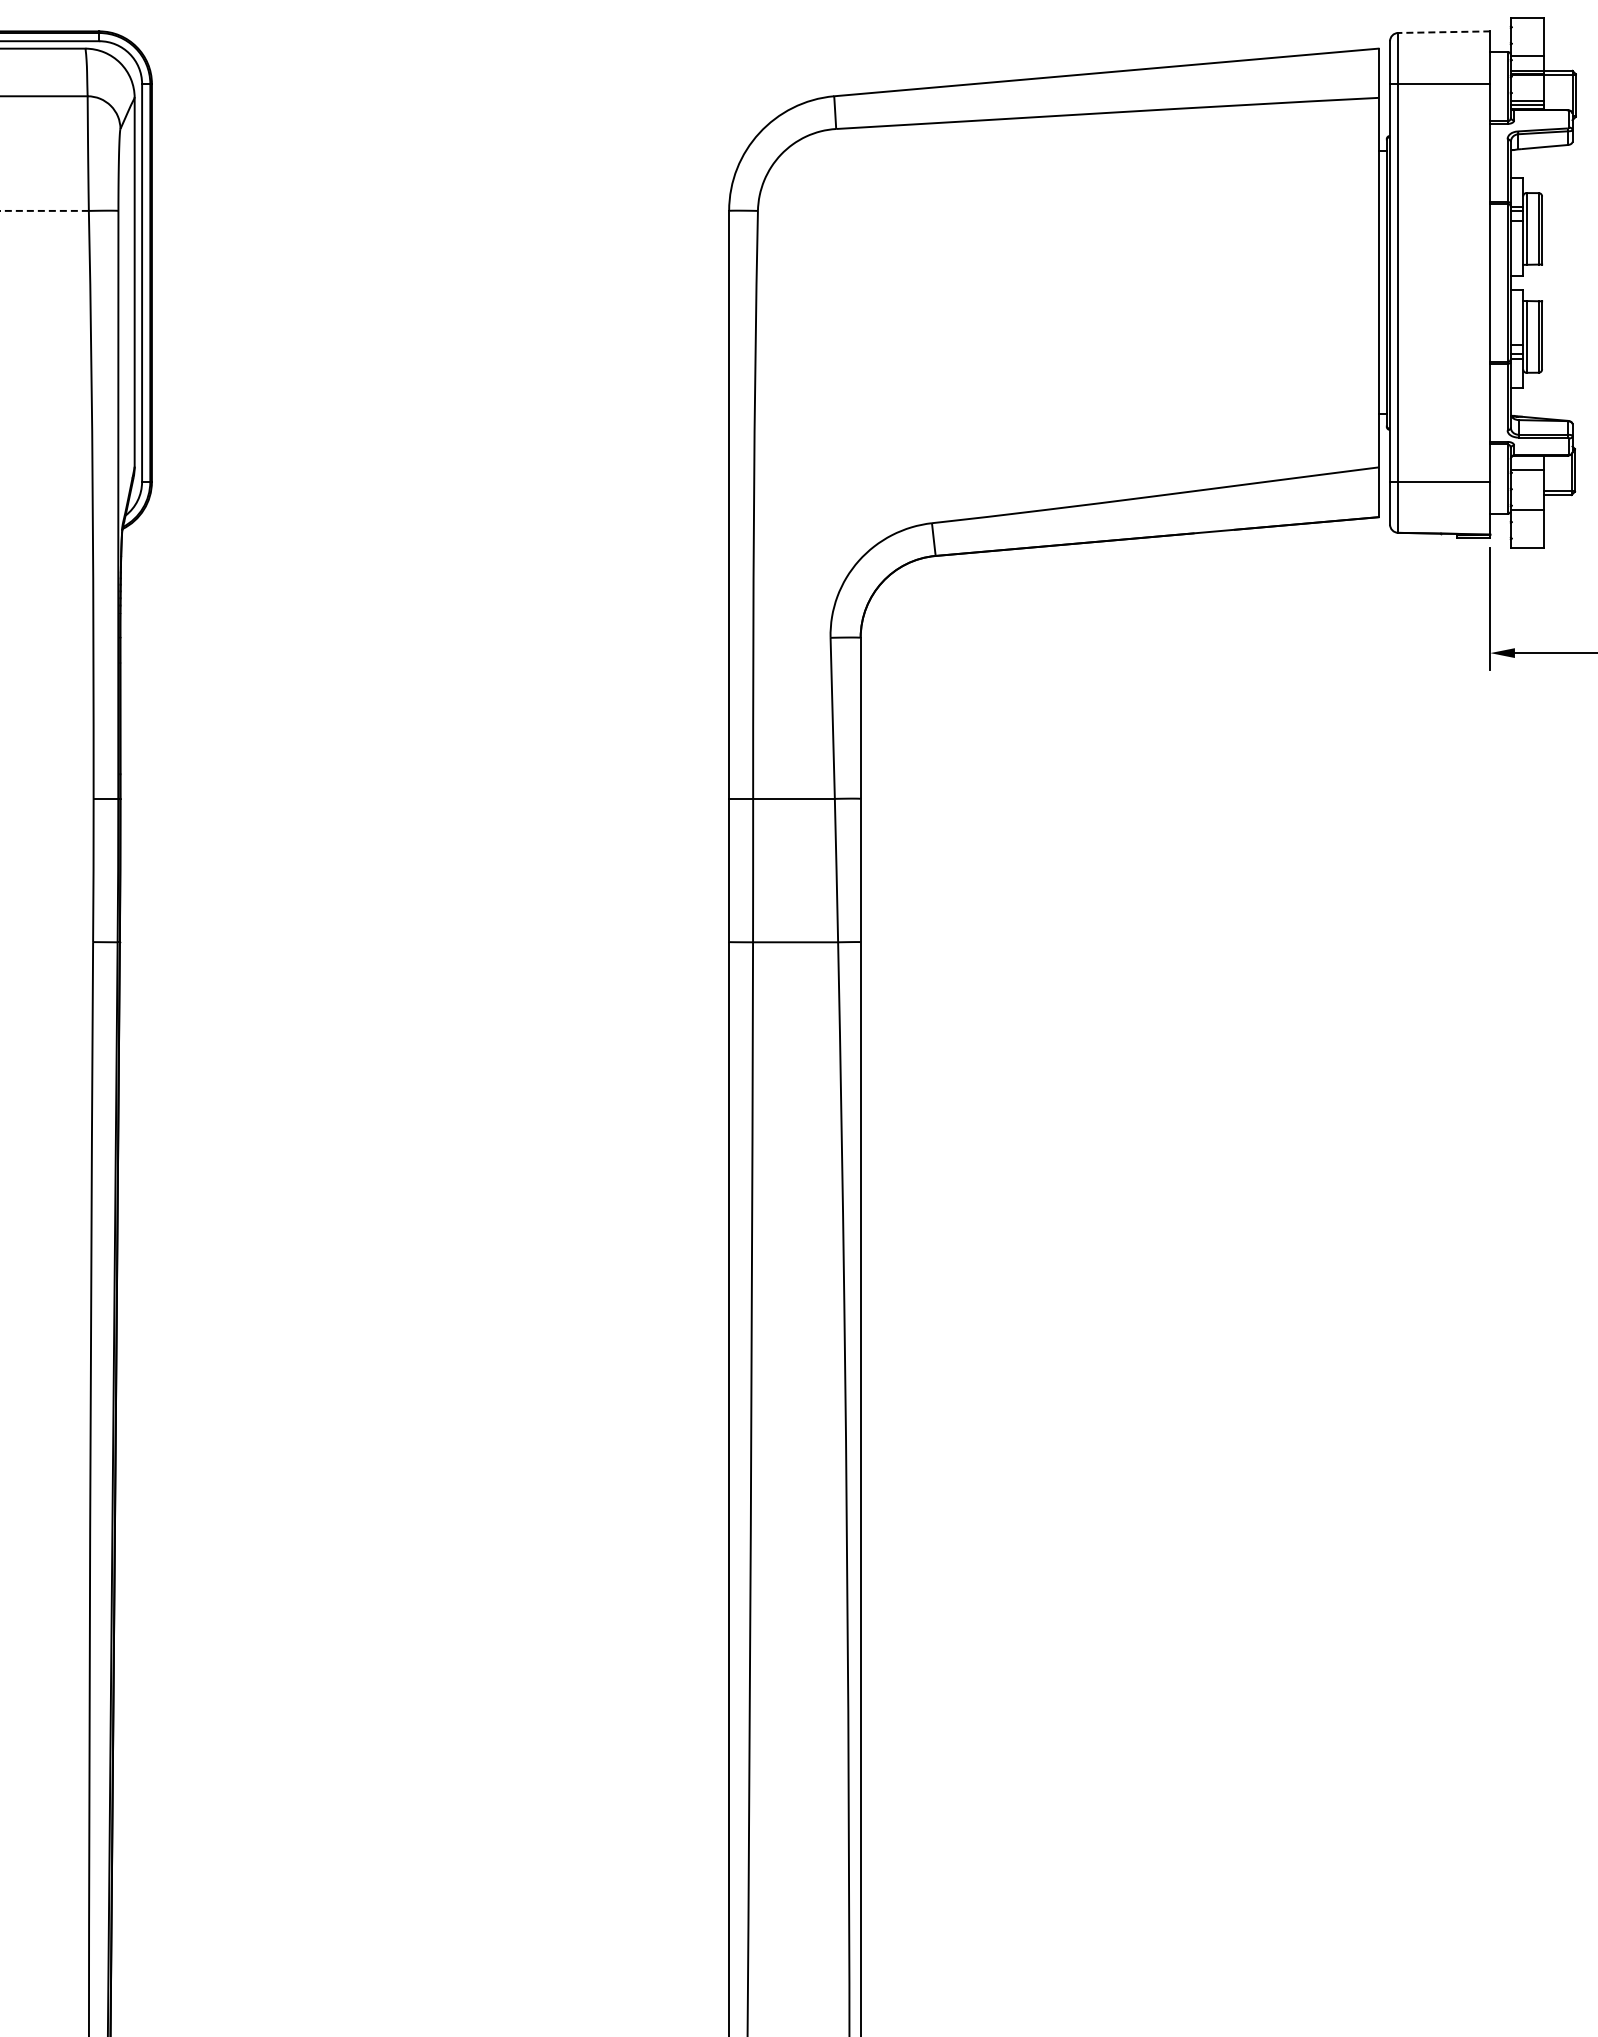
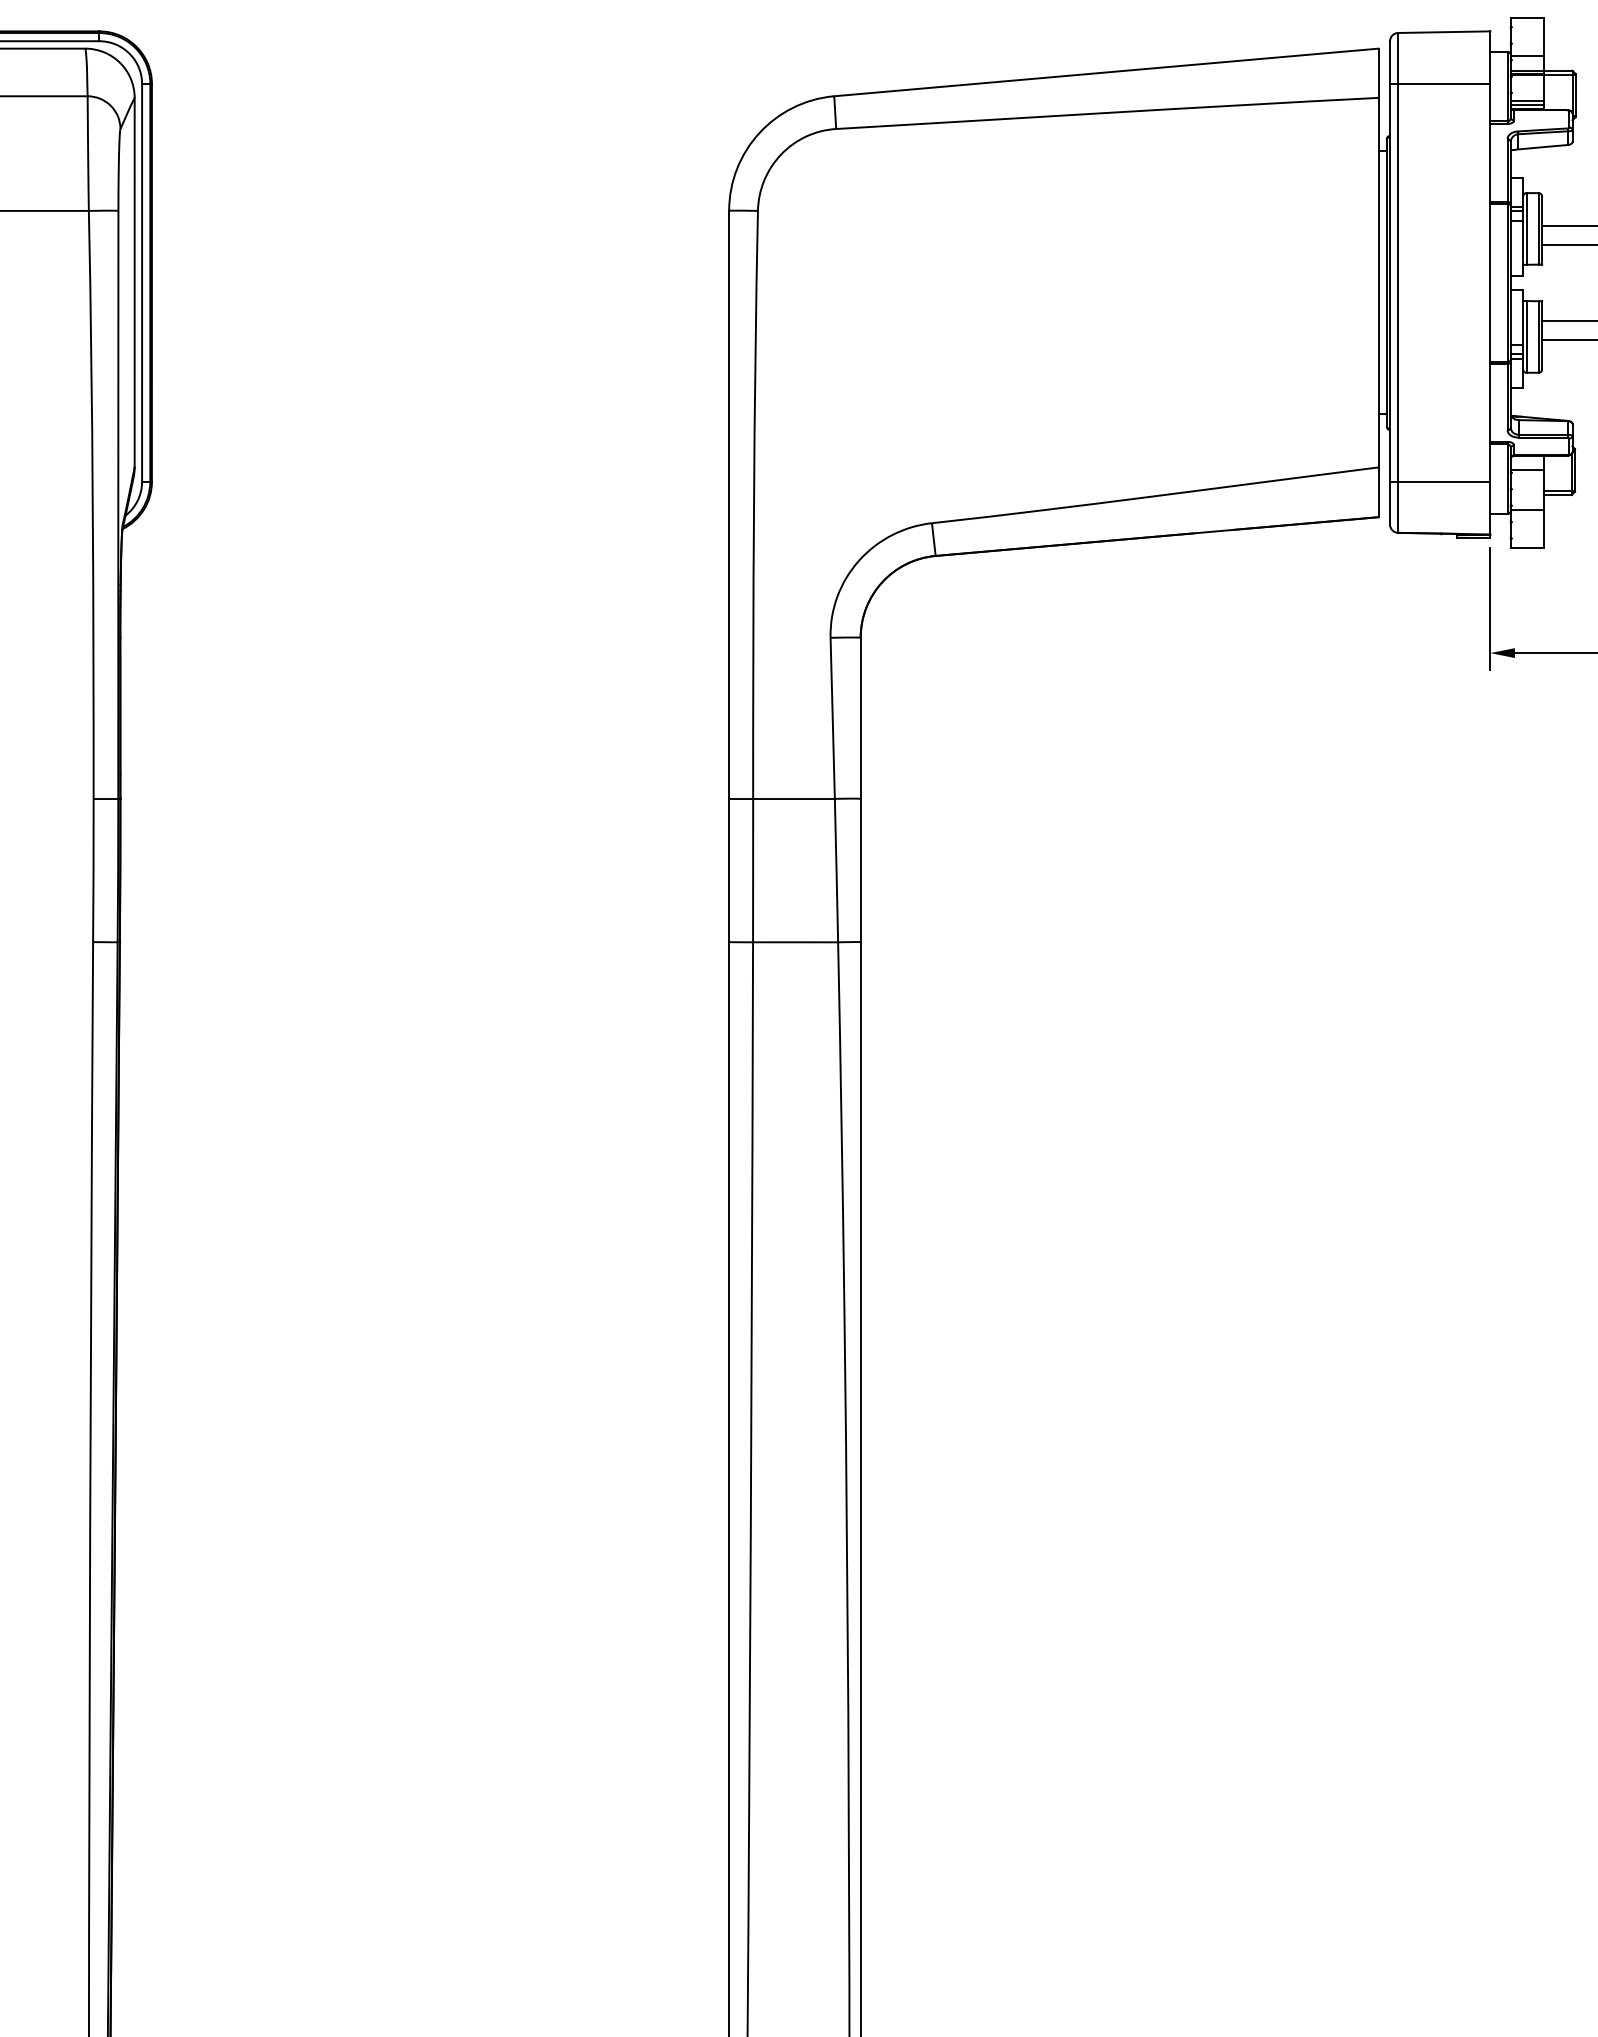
line: dashed -> solid (1443, 32)
line: dashed -> solid (44, 210)
line: none -> present (1568, 225)
line: none -> present (1568, 244)
line: none -> present (1568, 321)
line: none -> present (1568, 340)
